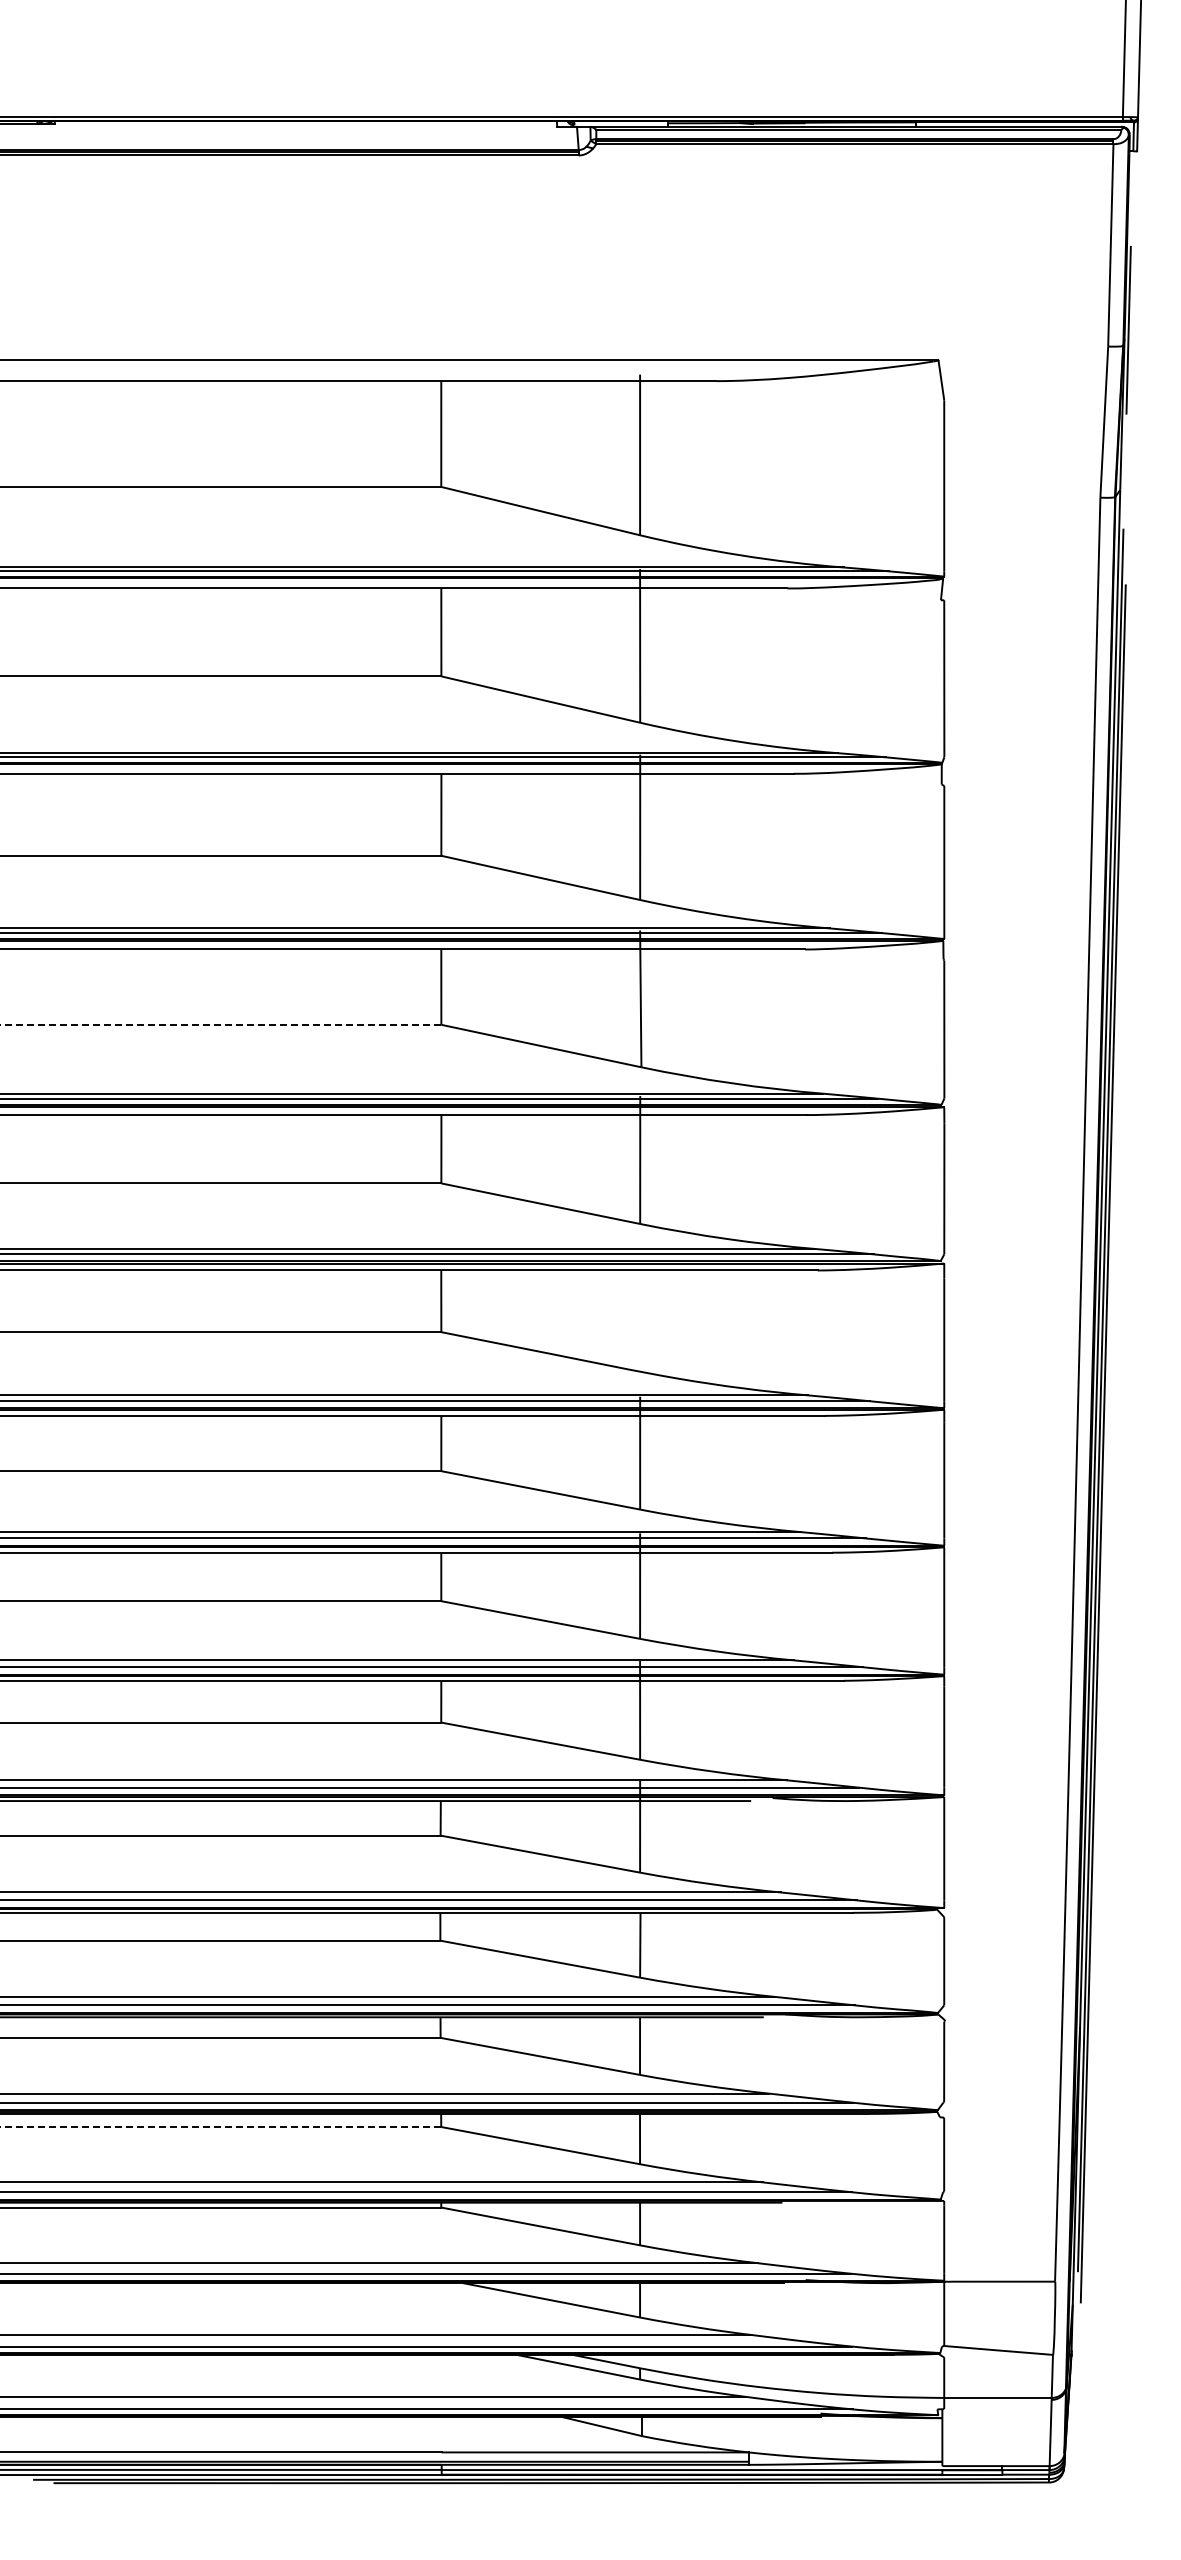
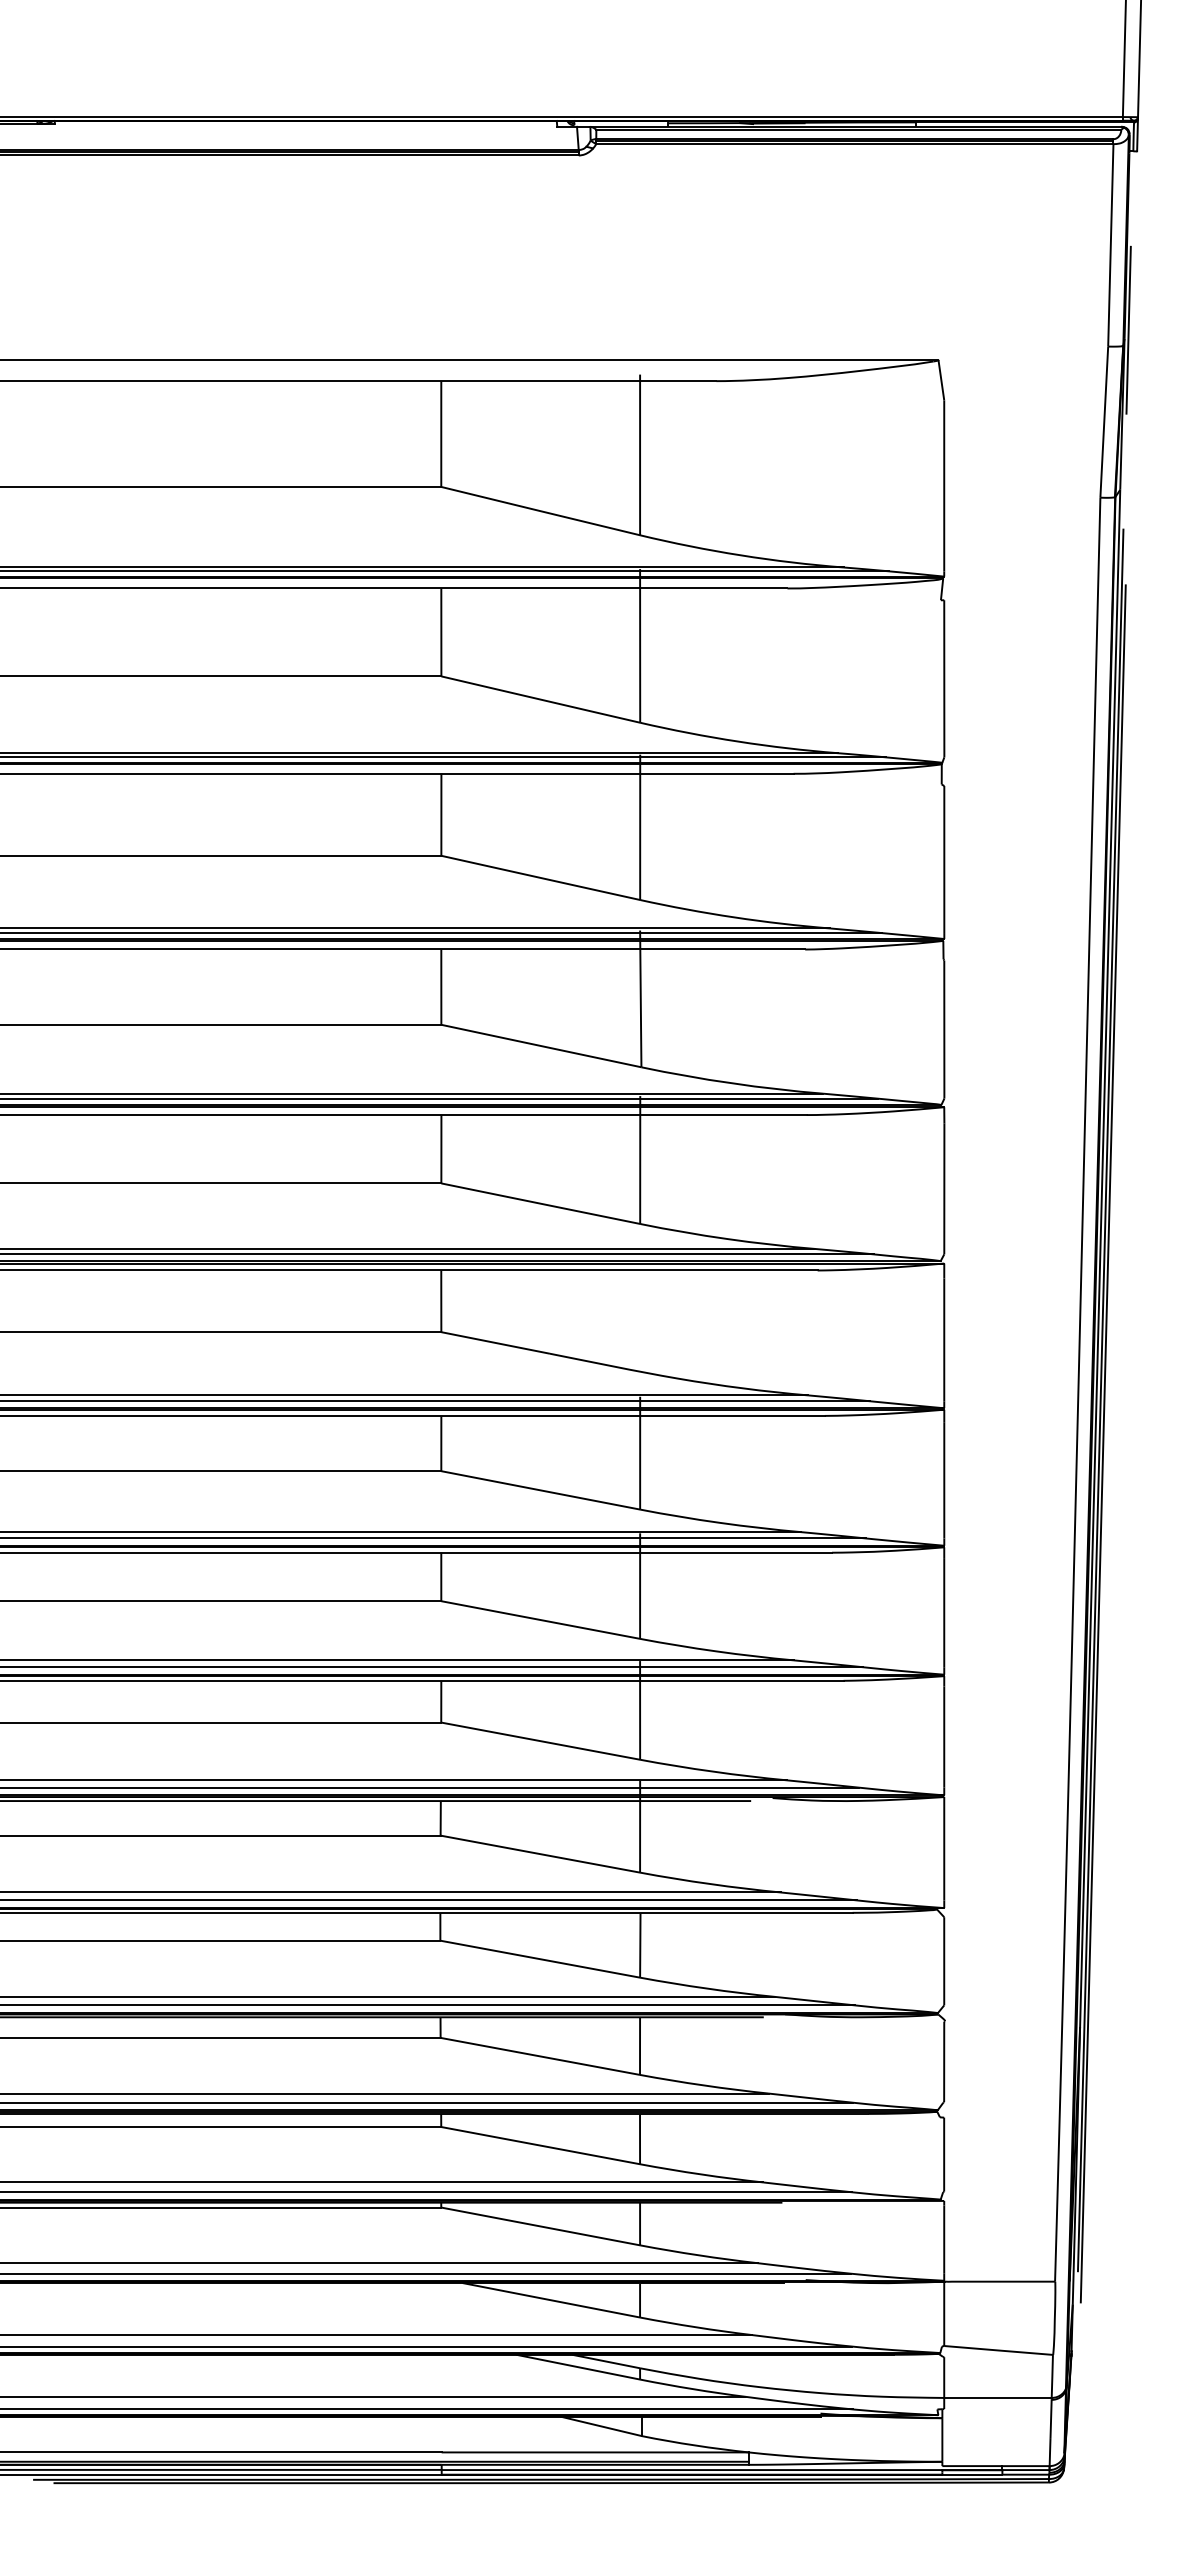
line: dashed -> solid (220, 1024)
line: dashed -> solid (220, 2127)
